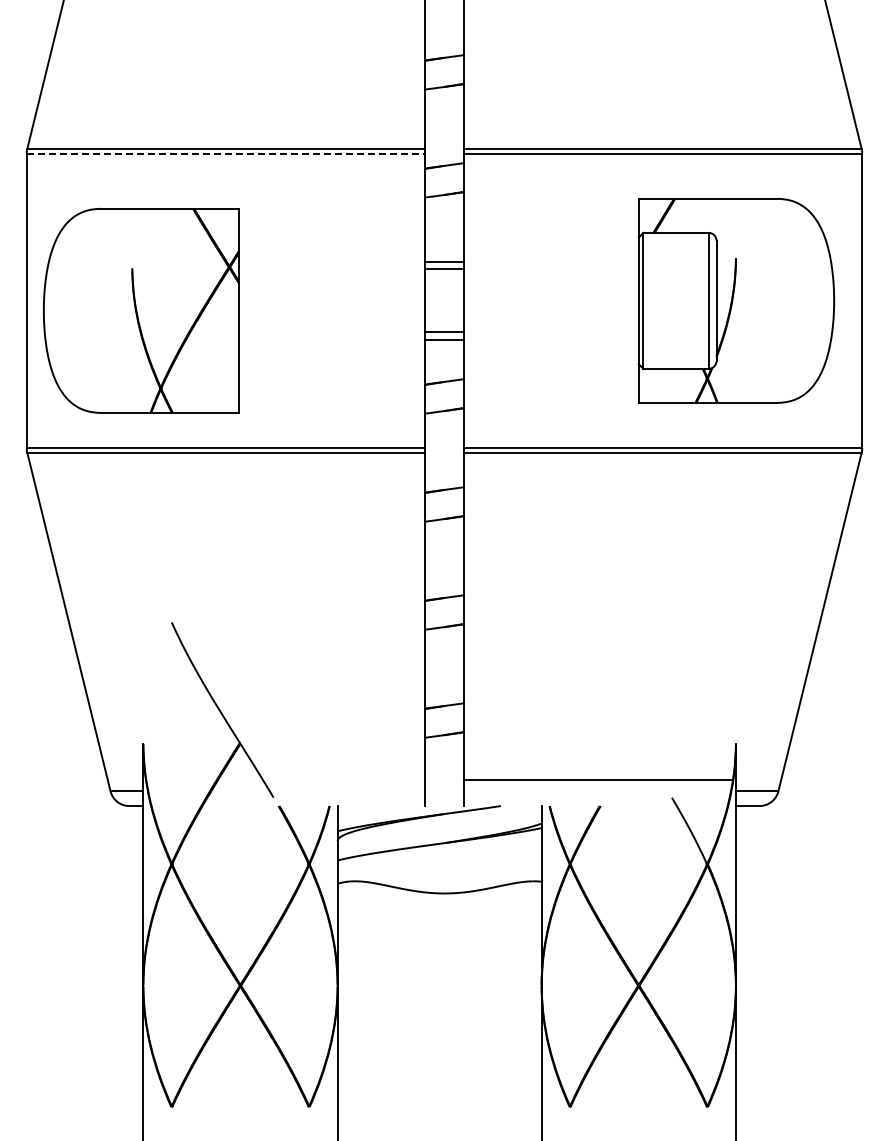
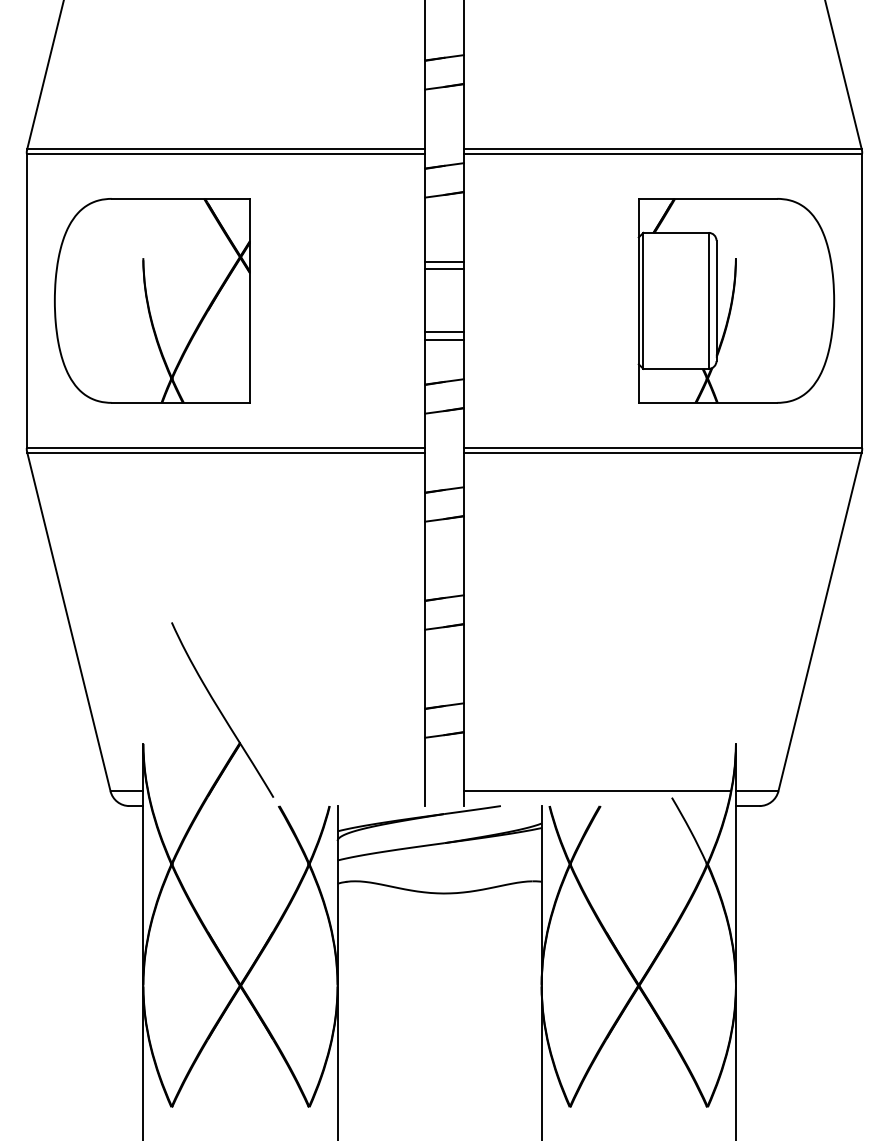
line: dashed -> solid (226, 153)
part position: (141, 310) -> (152, 300) (152, 300)
line position: (597, 780) -> (597, 791) (597, 791)
